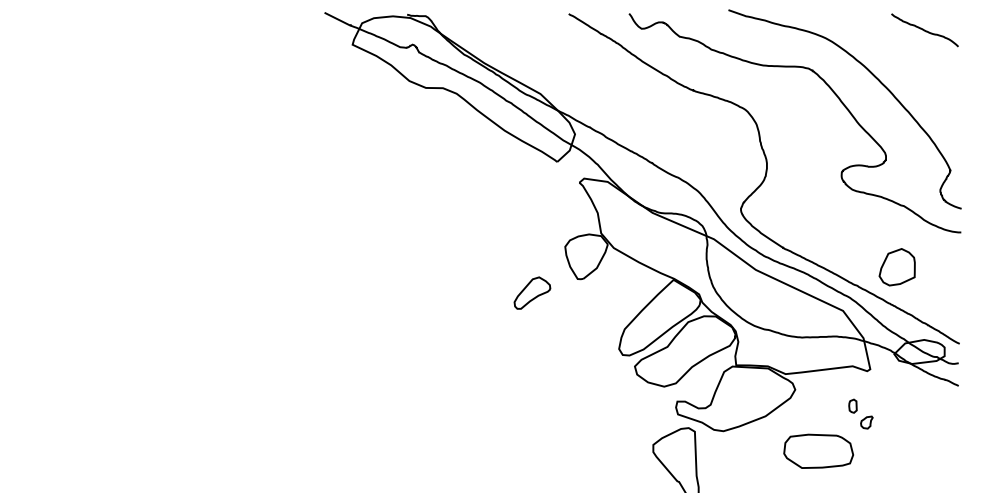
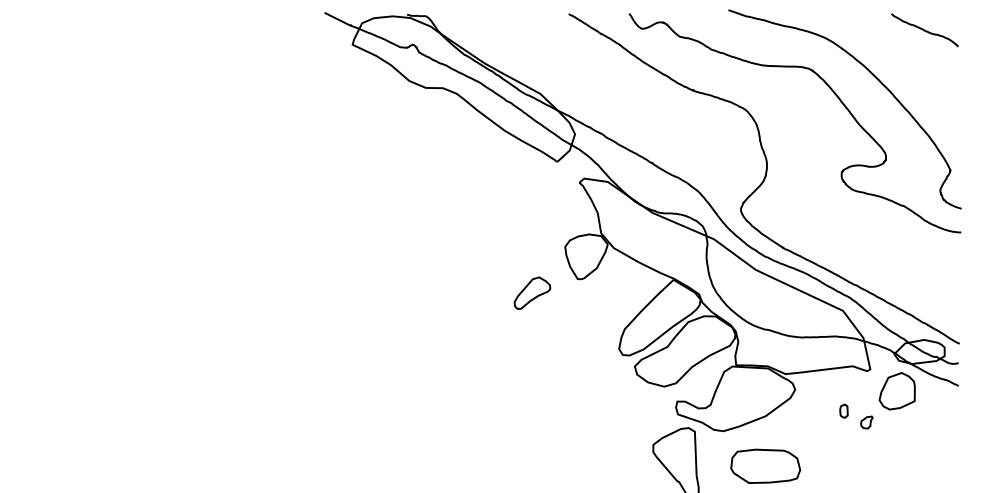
part position: (896, 267) -> (896, 391) (896, 391)
part position: (852, 405) -> (843, 410) (843, 410)
part position: (818, 450) -> (765, 465) (765, 465)
